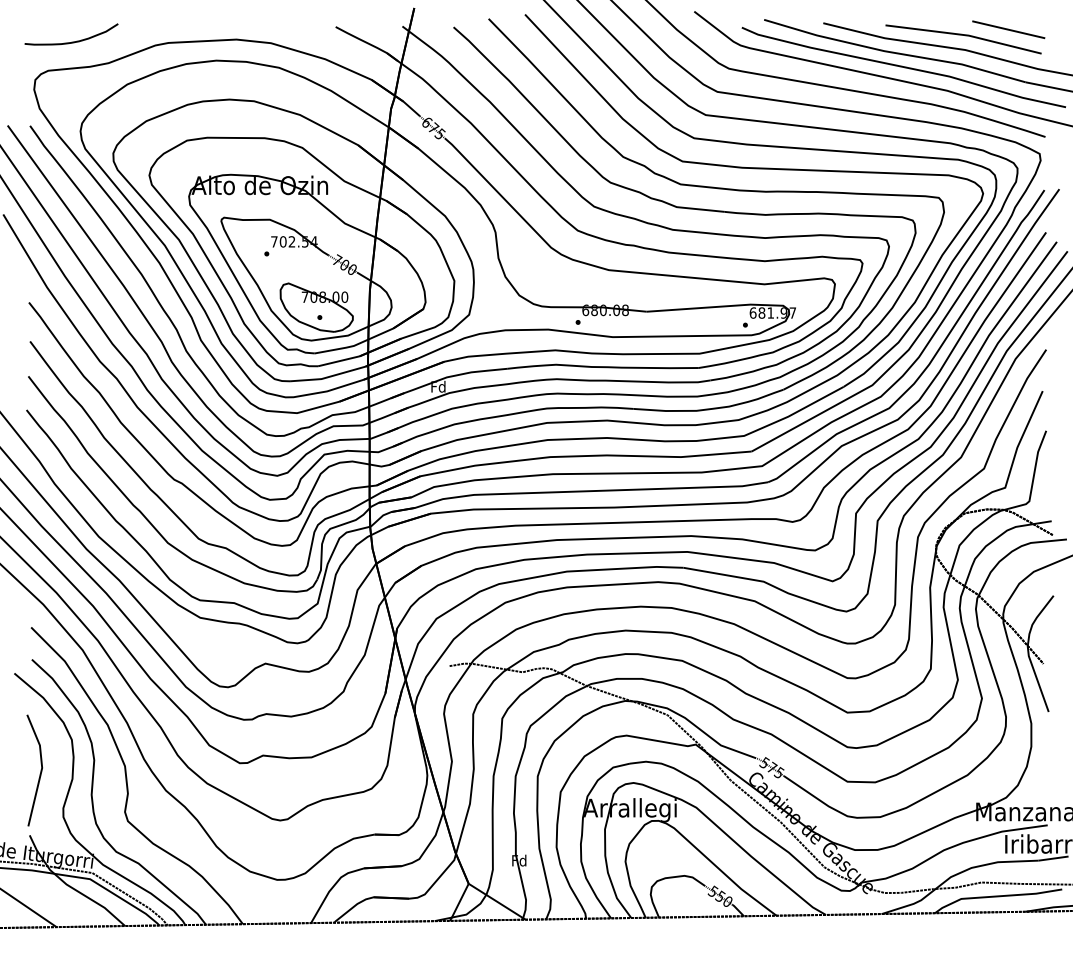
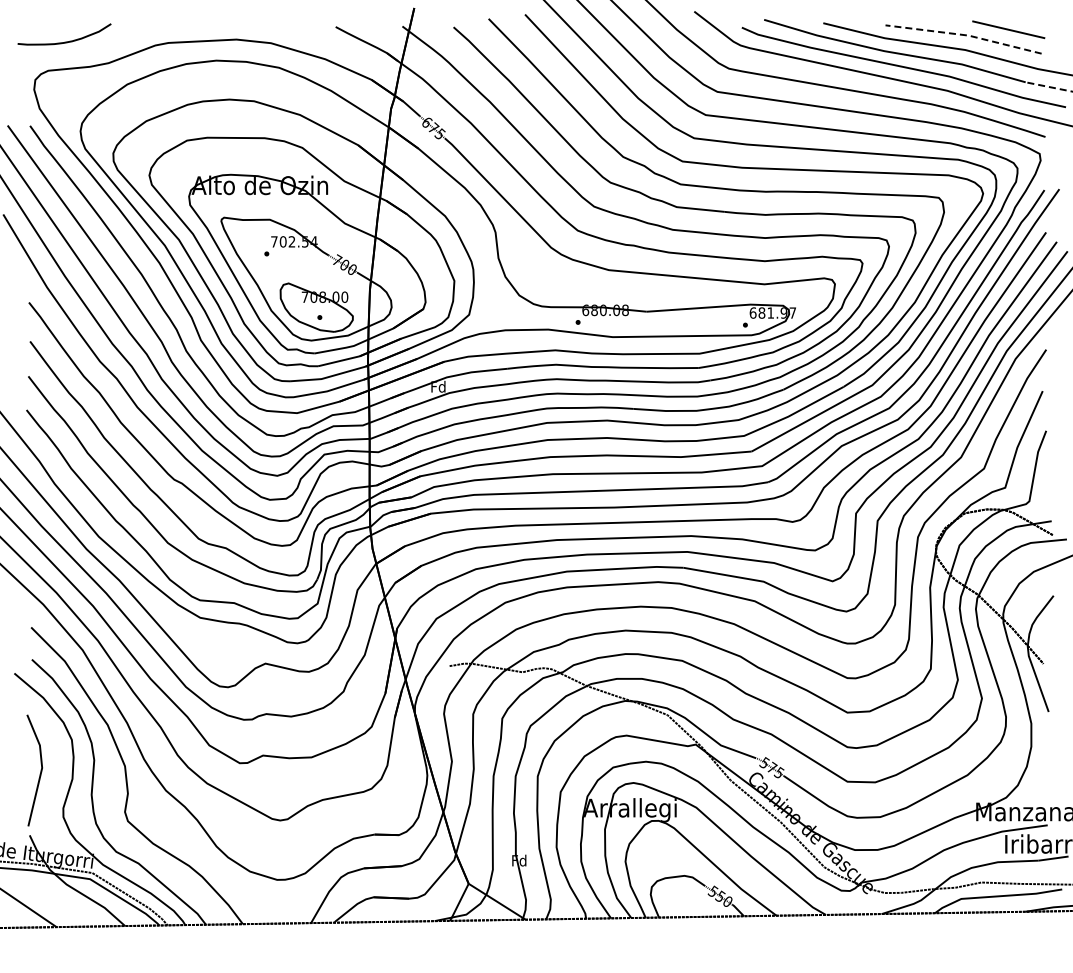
line: solid -> dashed (964, 35)
curve position: (71, 41) -> (64, 41) (64, 41)
line: solid -> dashed (1049, 86)
